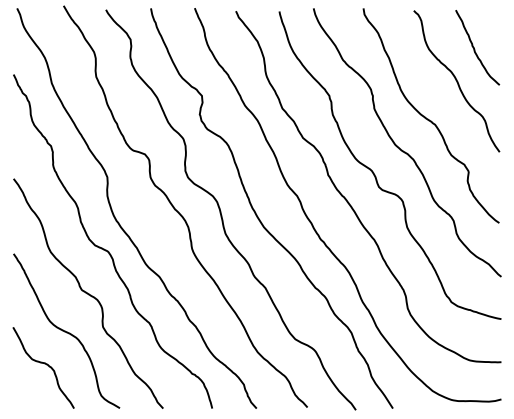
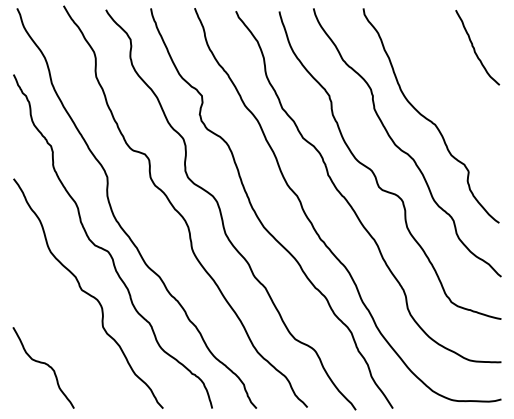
curve: present -> none (456, 81)
curve: present -> none (65, 330)
